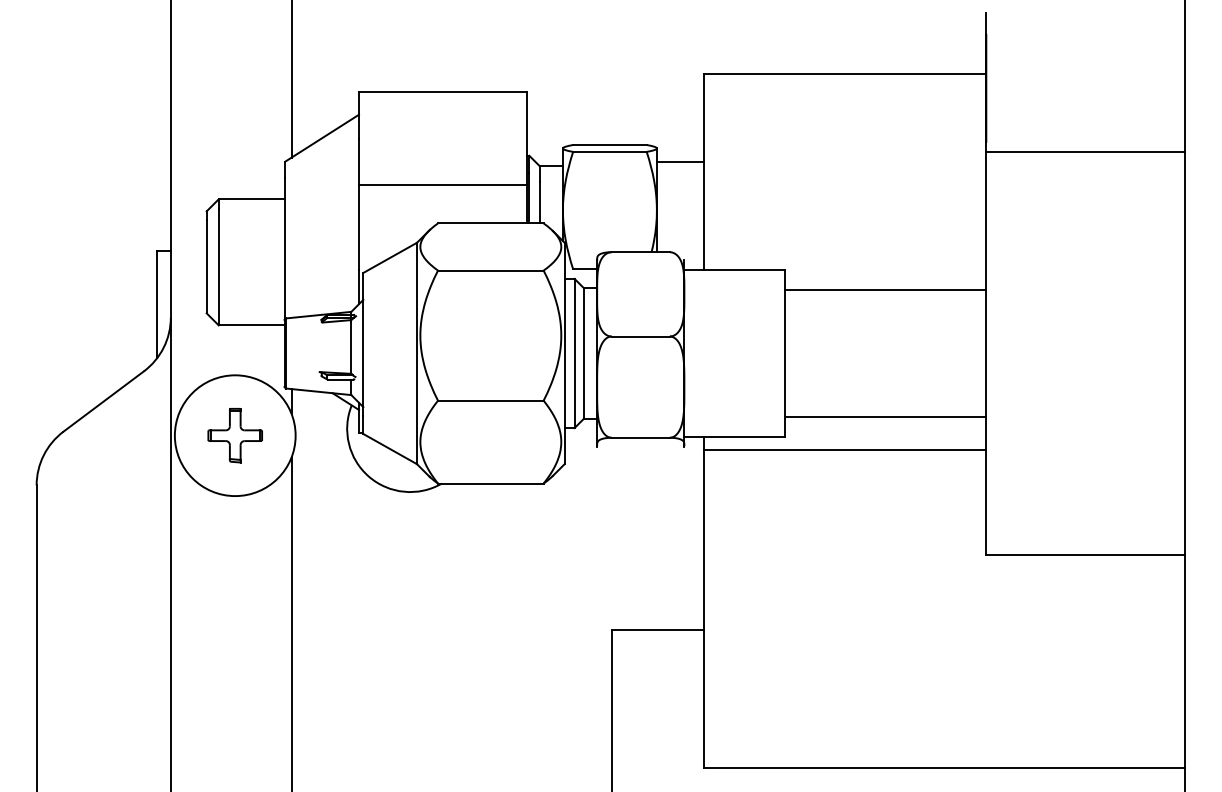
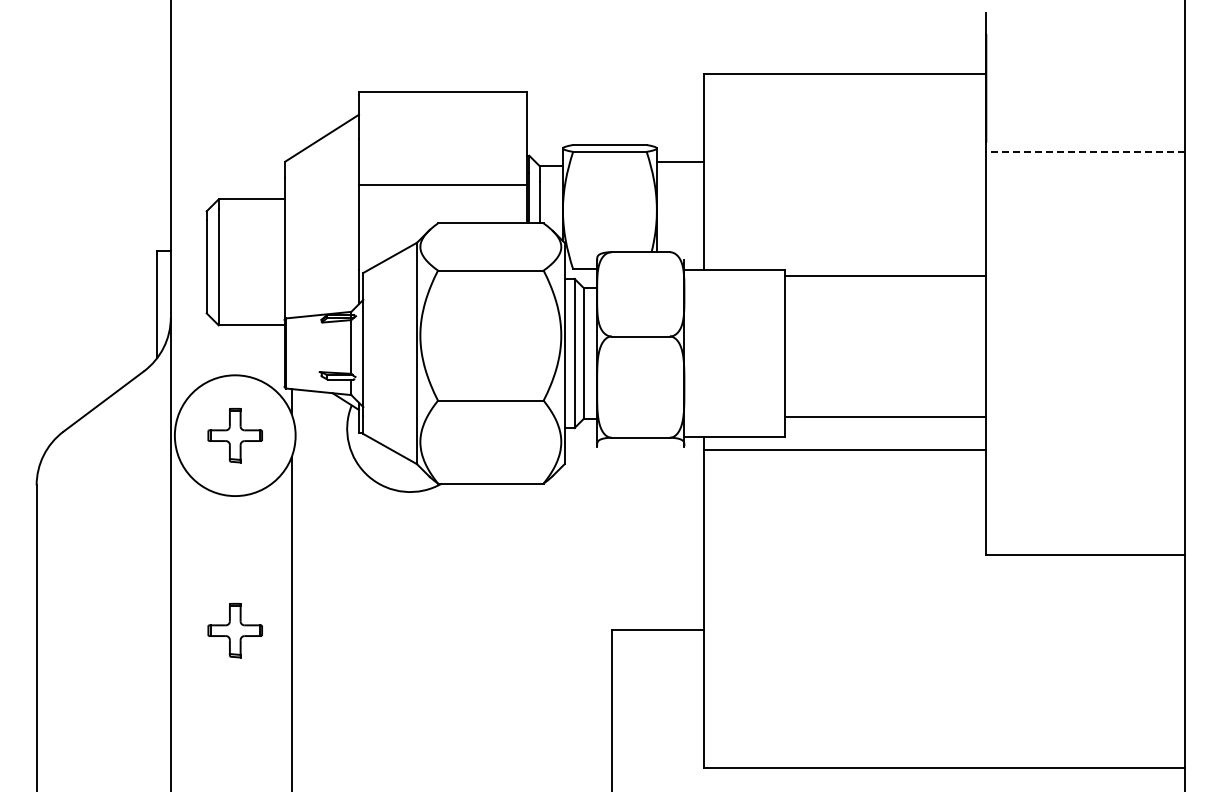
line: present -> none (291, 79)
line: solid -> dashed (1085, 152)
line position: (885, 289) -> (885, 275) (885, 275)
part: none -> present (234, 630)
